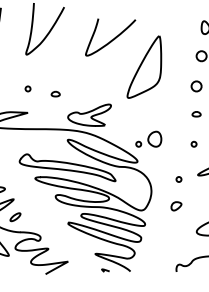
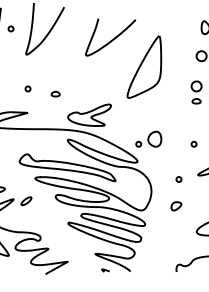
part: none -> present (10, 28)
part position: (196, 114) -> (196, 101) (196, 101)
part position: (15, 217) -> (26, 201) (26, 201)
